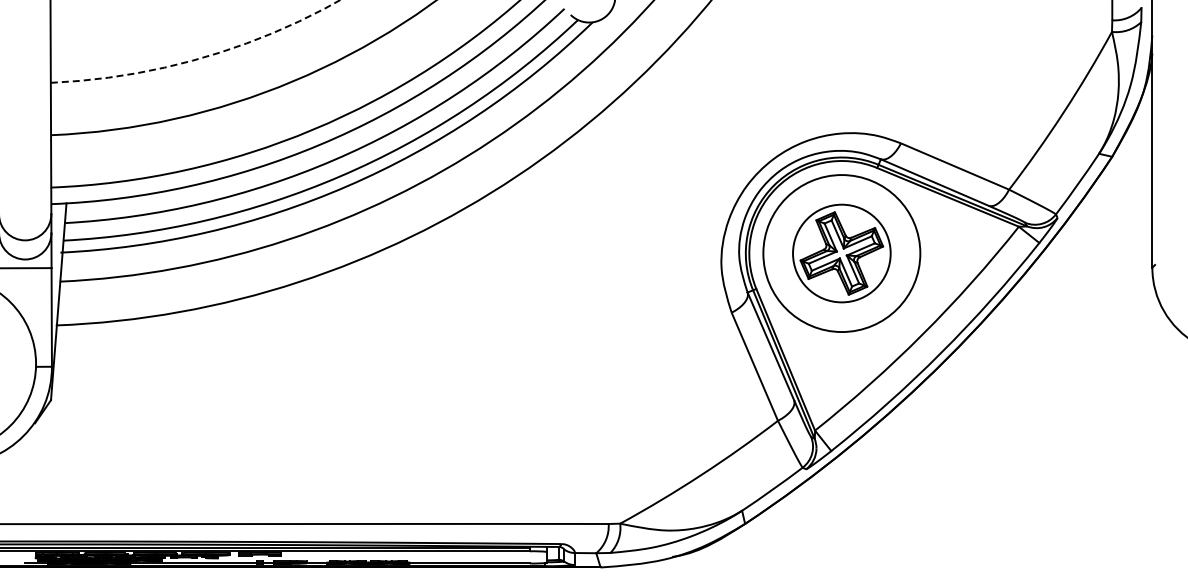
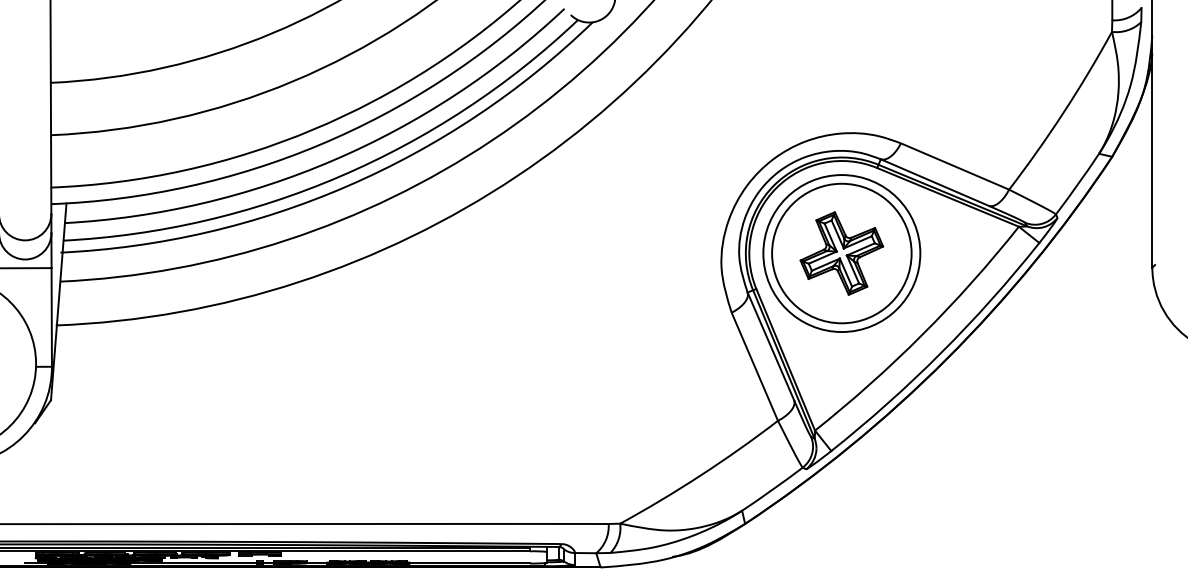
arc: dashed -> solid (201, 58)
circle diameter: 98 px -> 140 px (841, 253)
